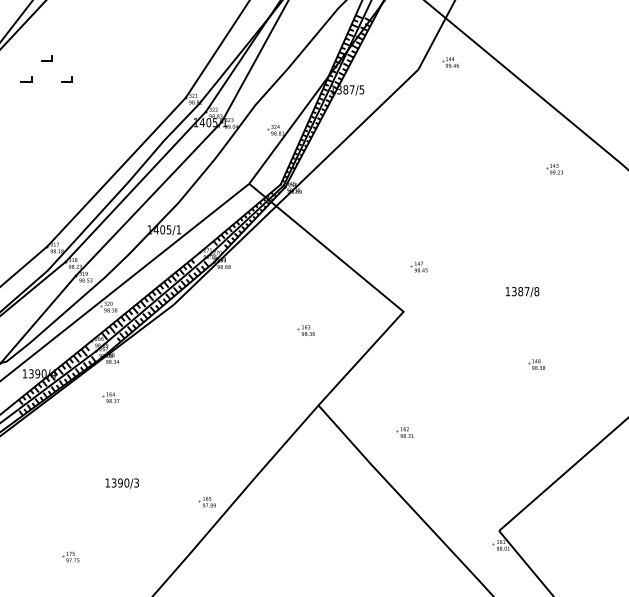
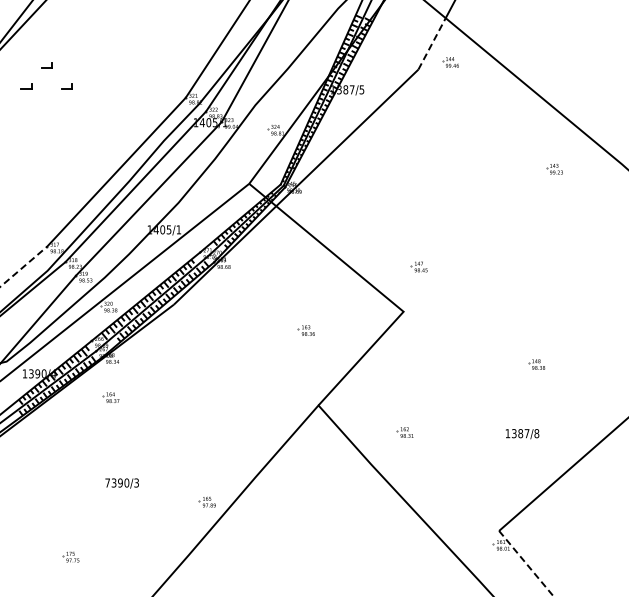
line: solid -> dashed (432, 43)
part position: (46, 61) -> (46, 68) (46, 68)
line: solid -> dashed (23, 266)
text position: (522, 292) -> (522, 434) (522, 434)
text: 1390/3 -> 7390/3 (107, 482)
line: solid -> dashed (526, 564)
